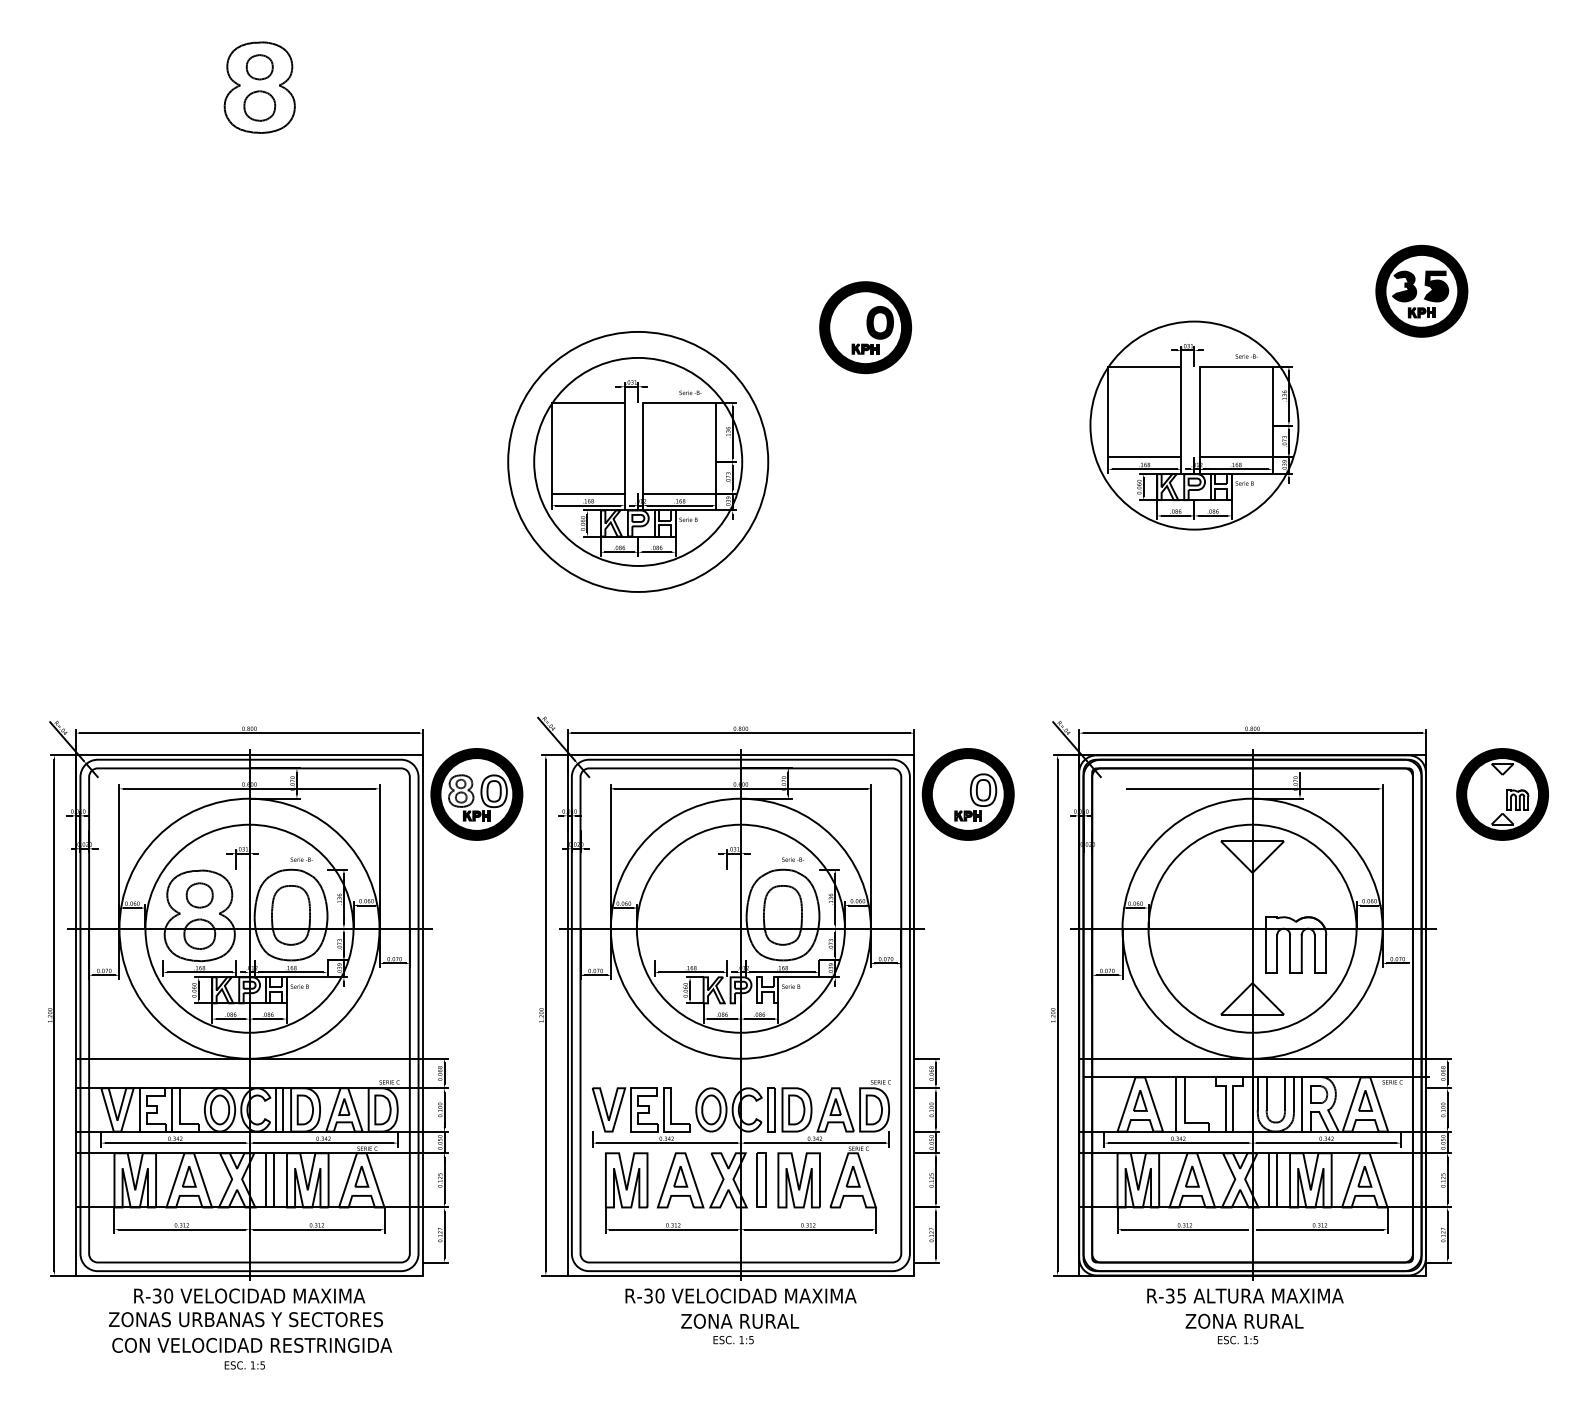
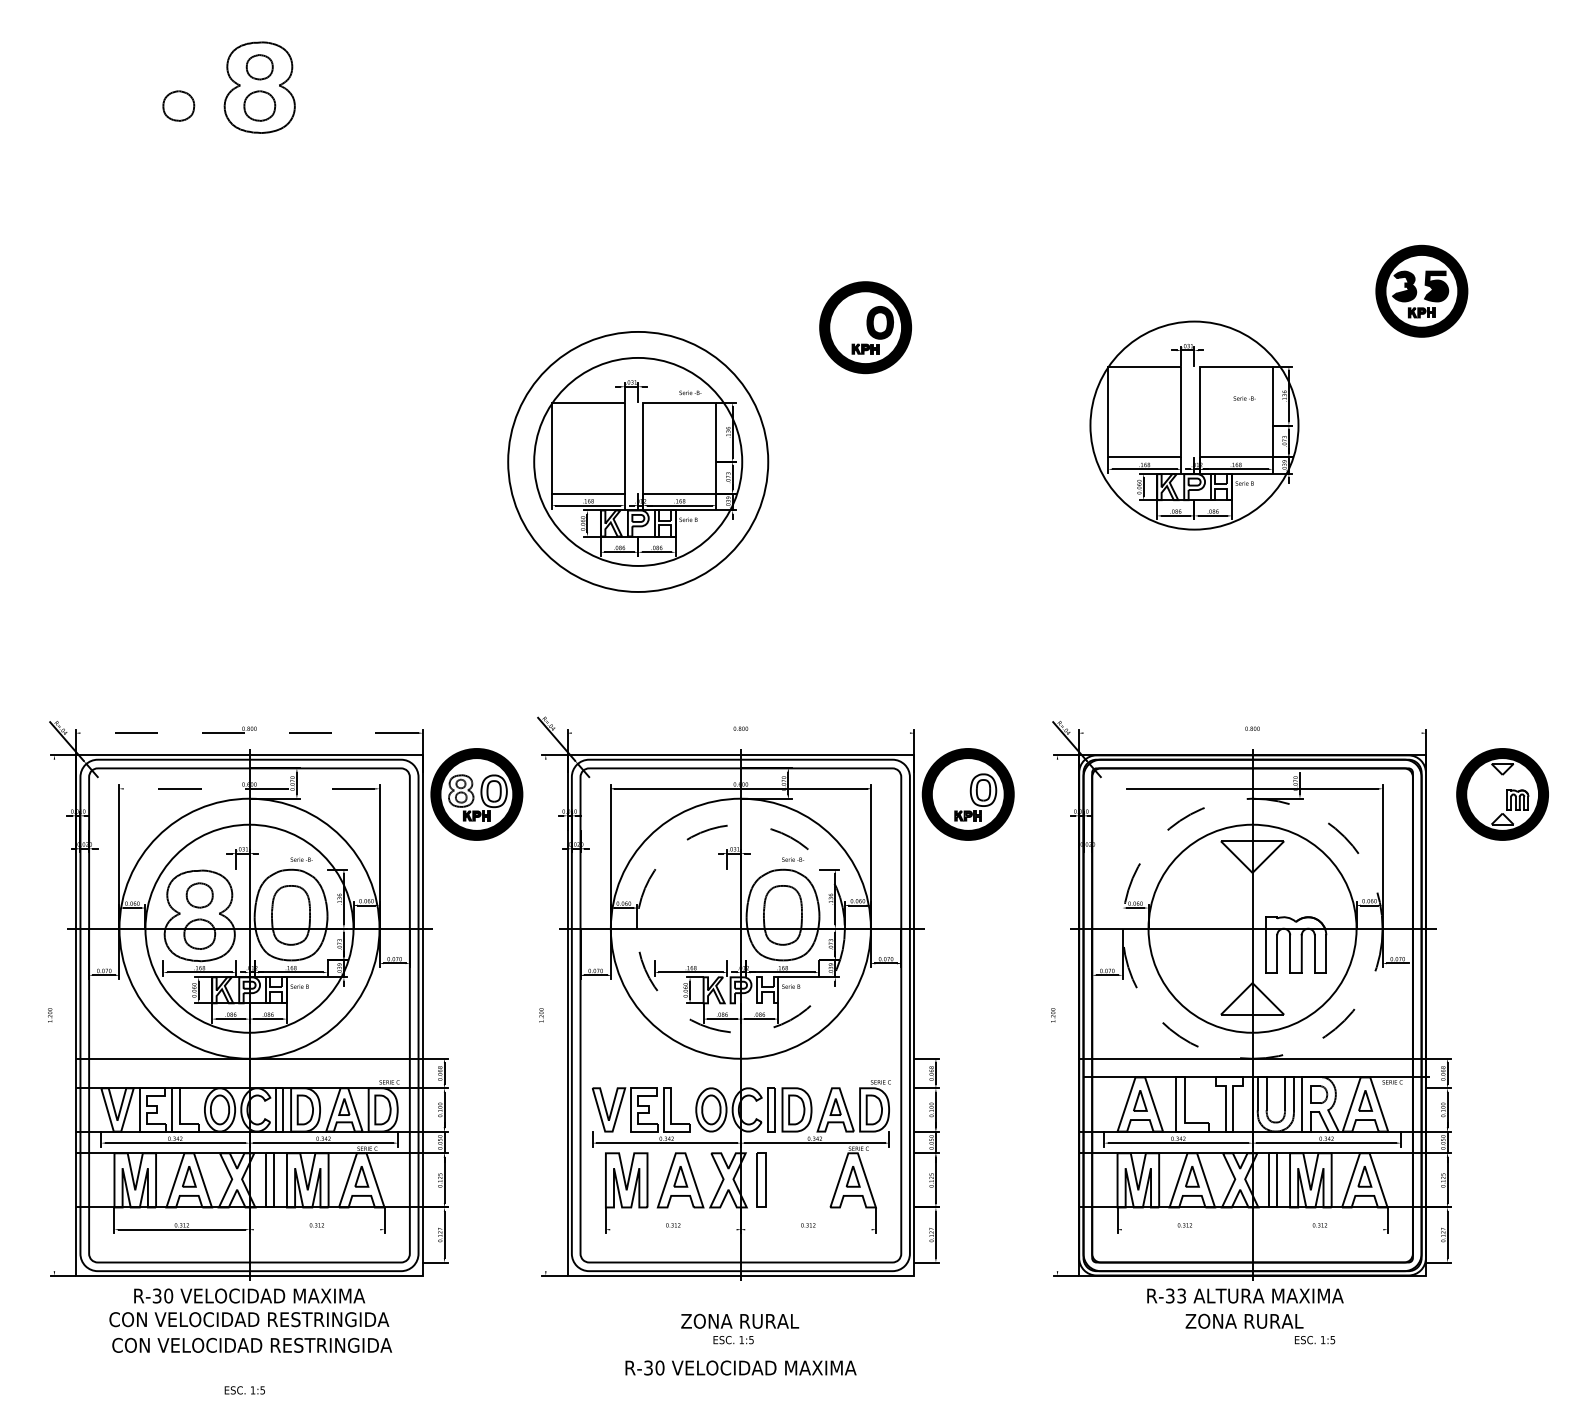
part: none -> present (178, 105)
text position: (1246, 356) -> (1244, 398) (1244, 398)
line: solid -> dashed (249, 733)
line: present -> none (740, 733)
line: present -> none (1252, 733)
line: solid -> dashed (249, 788)
circle: solid -> dashed (740, 928)
circle: solid -> dashed (1252, 928)
line: present -> none (54, 1015)
line: present -> none (545, 1015)
line: present -> none (1057, 1015)
part: present -> none (798, 1180)
line: present -> none (316, 1229)
line: present -> none (673, 1229)
line: present -> none (808, 1229)
line: present -> none (1184, 1229)
line: present -> none (1319, 1229)
text position: (740, 1295) -> (740, 1367) (740, 1367)
text: R-35 -> R-33 (1181, 1295)
text: ZONAS URBANAS Y SECTORES -> CON VELOCIDAD RESTRINGIDA (249, 1319)
text position: (1238, 1340) -> (1315, 1340) (1315, 1340)
text position: (244, 1365) -> (244, 1390) (244, 1390)
